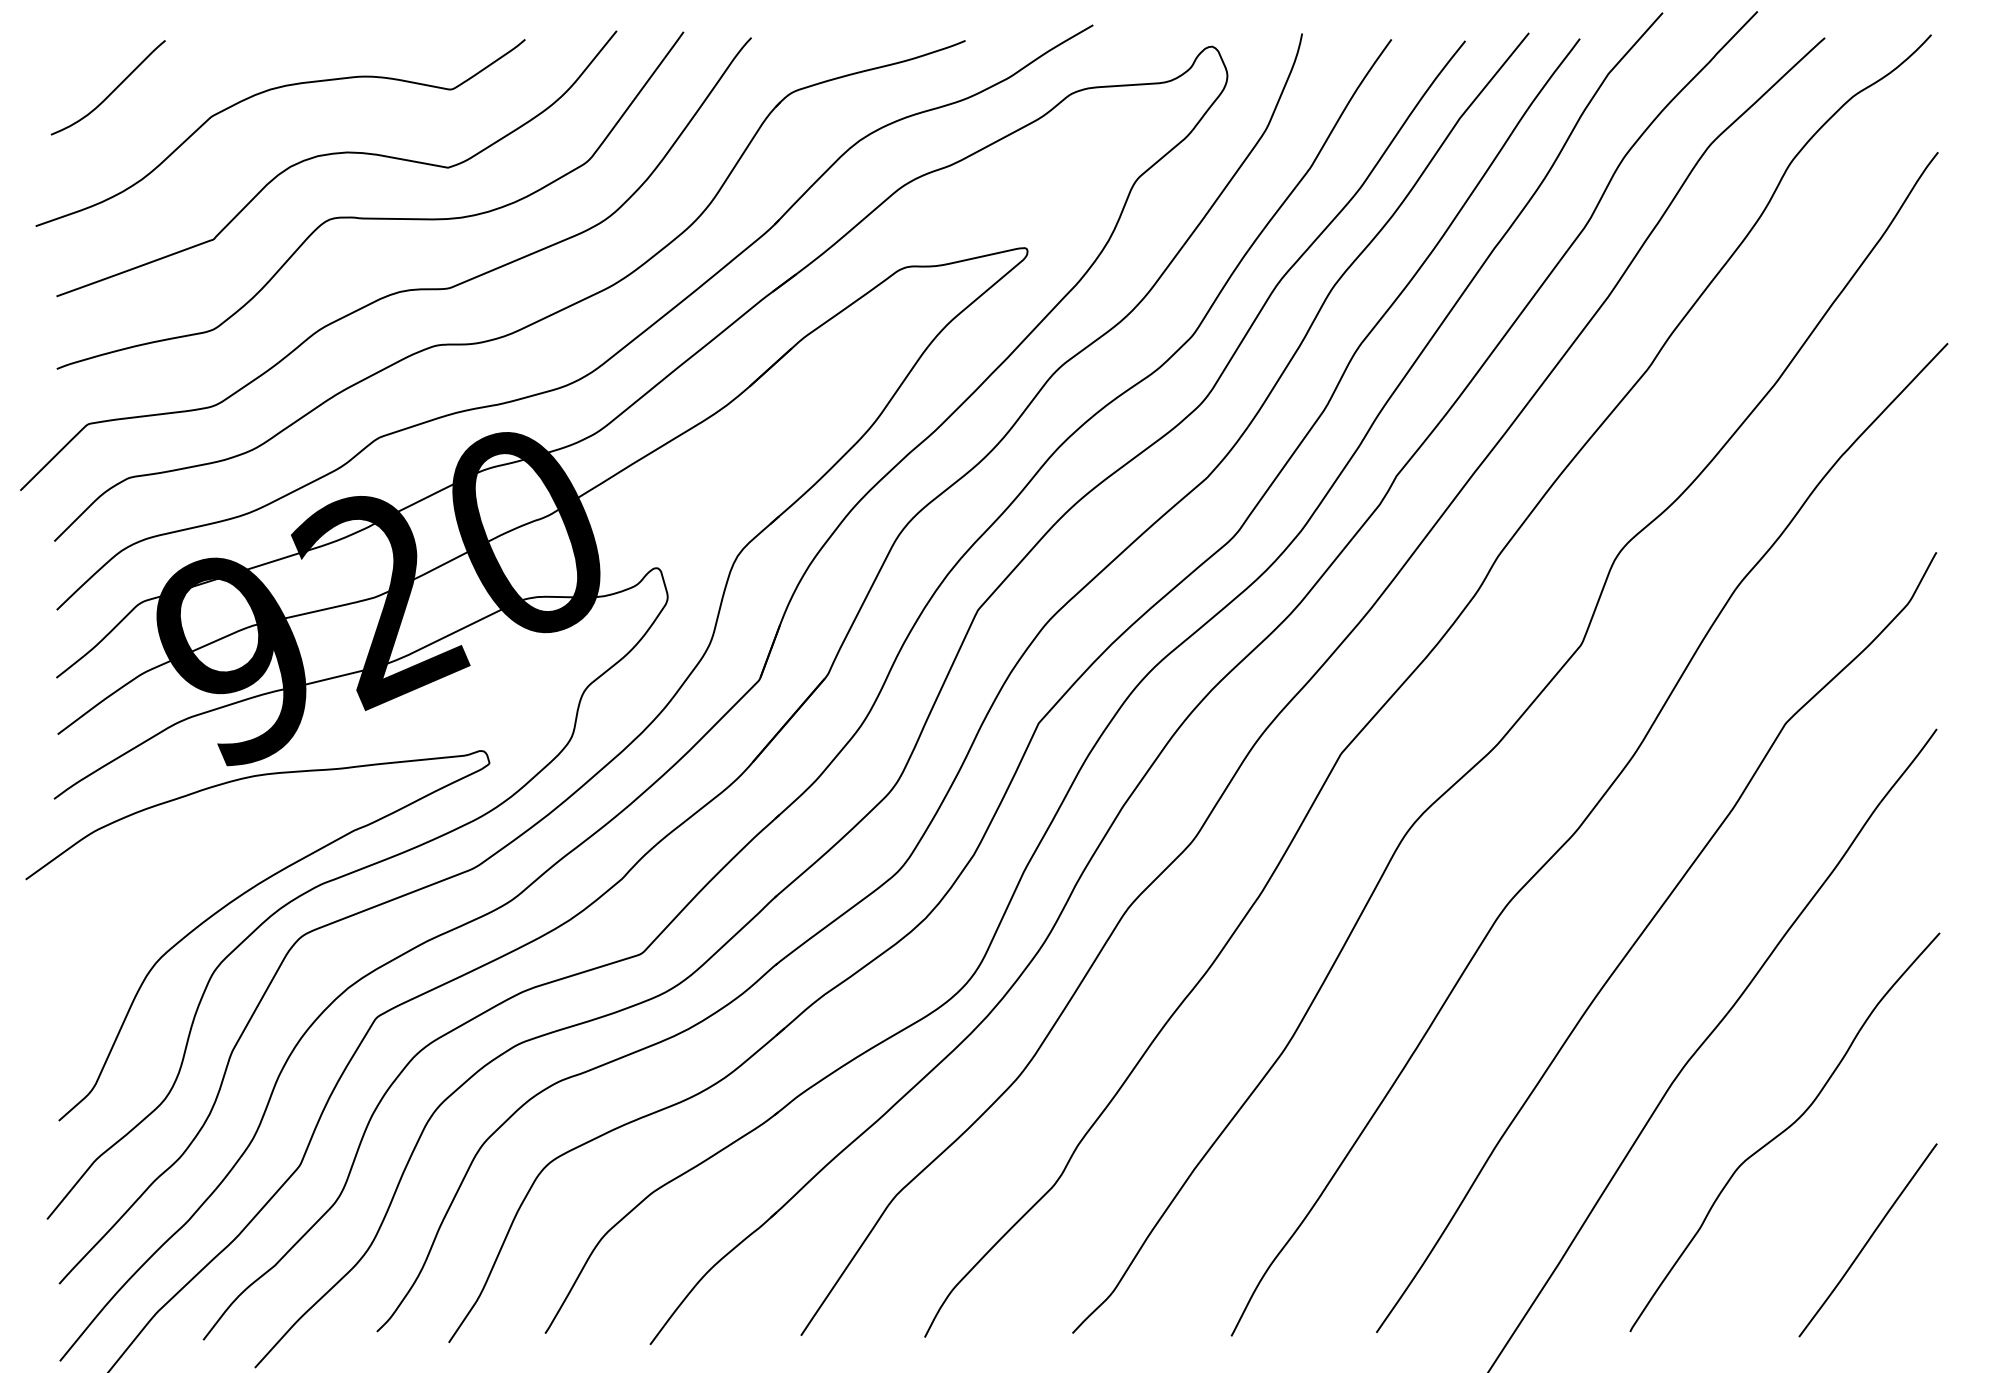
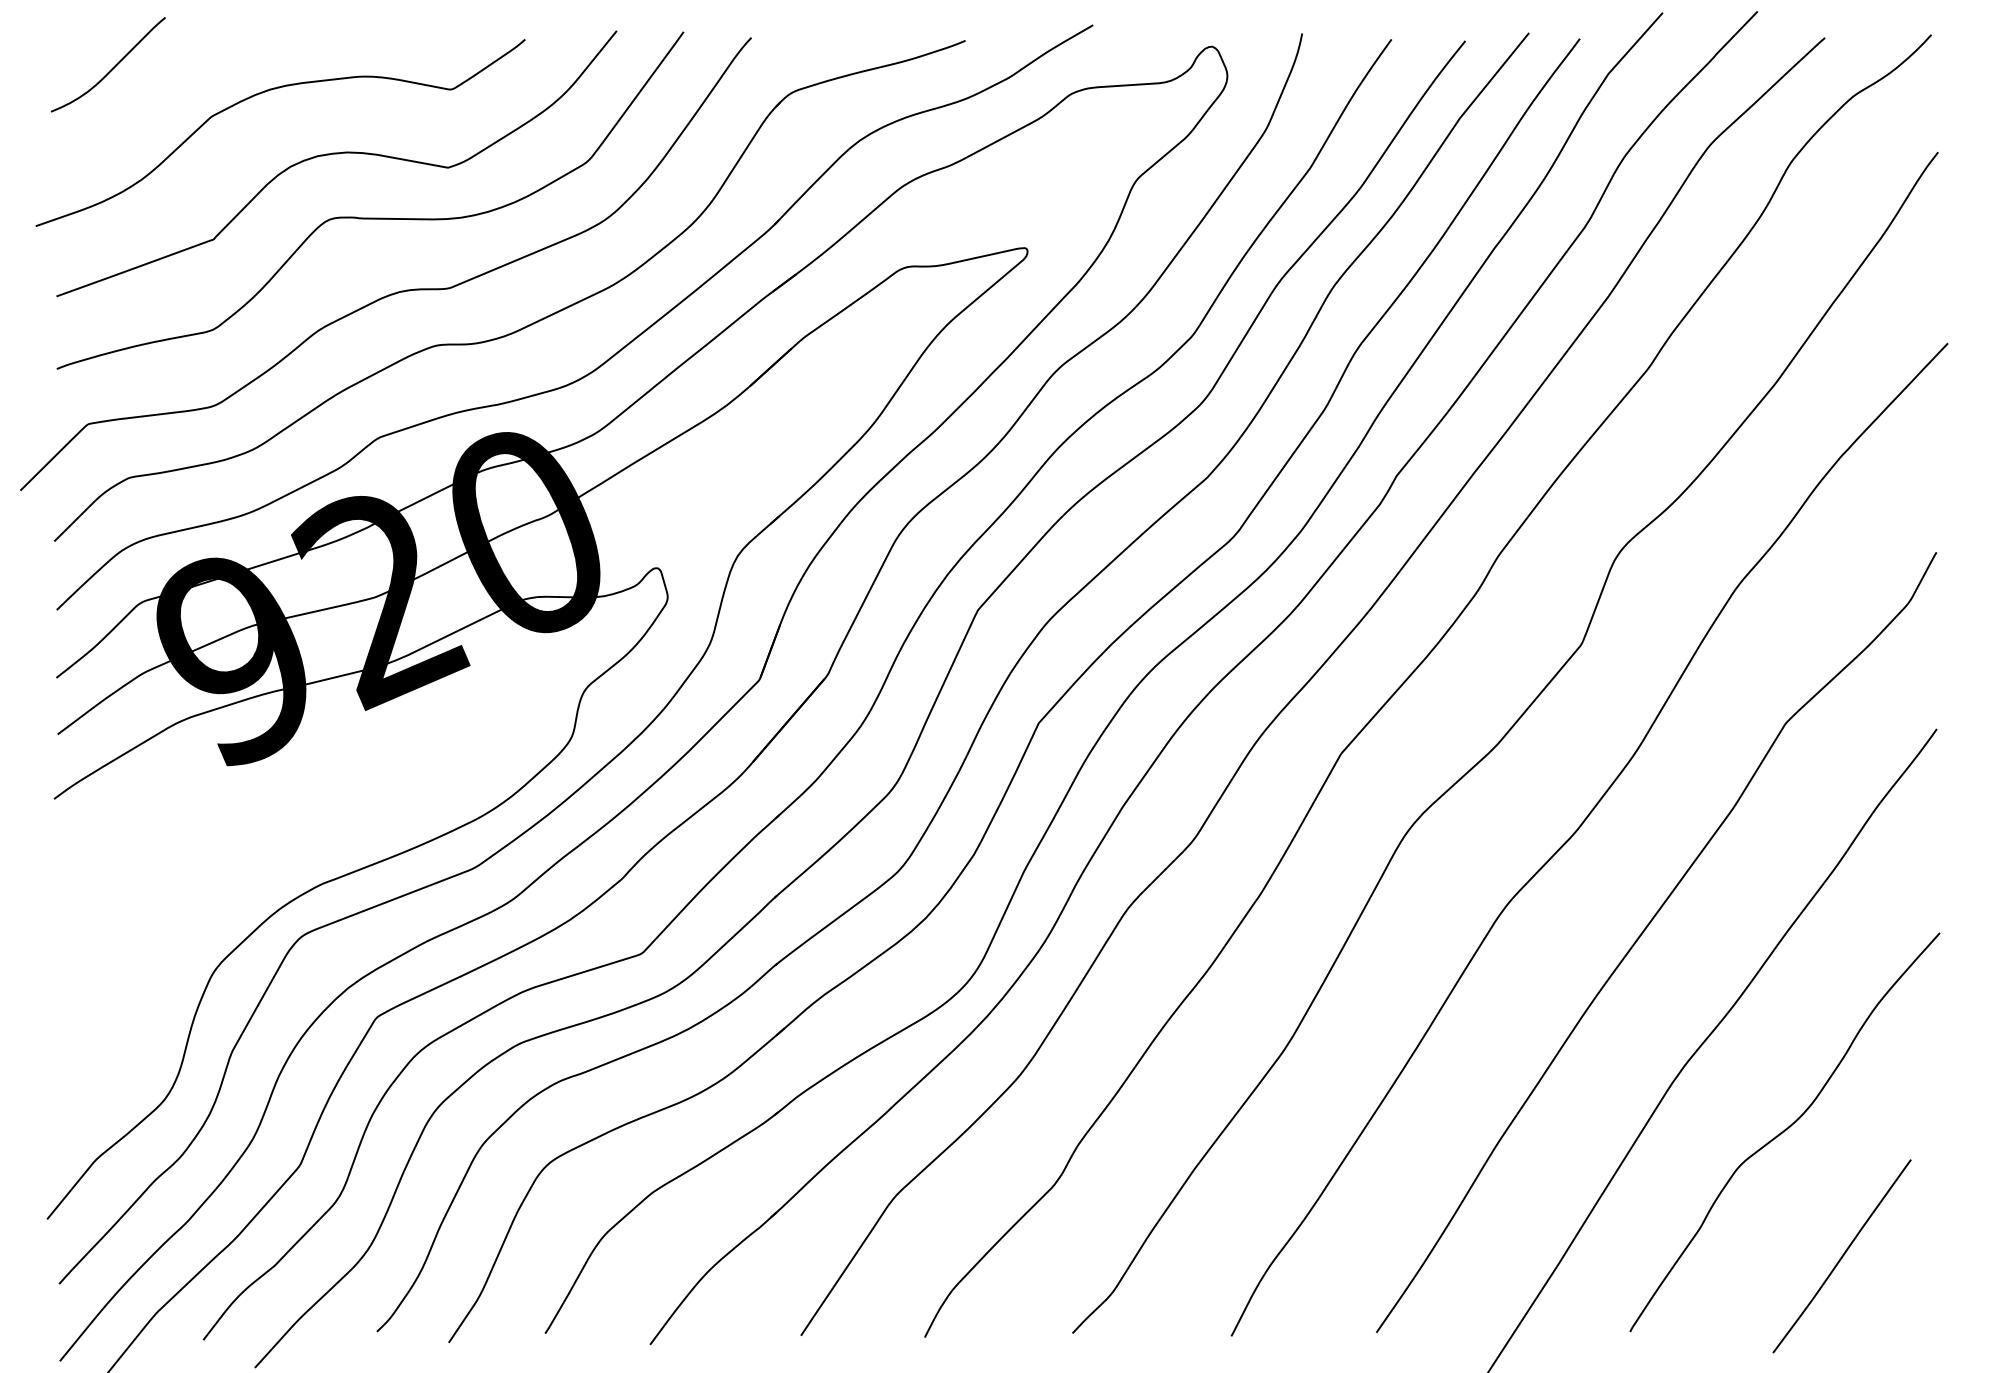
curve position: (111, 91) -> (111, 68) (111, 68)
curve: present -> none (235, 900)
curve position: (1867, 1240) -> (1841, 1256) (1841, 1256)
